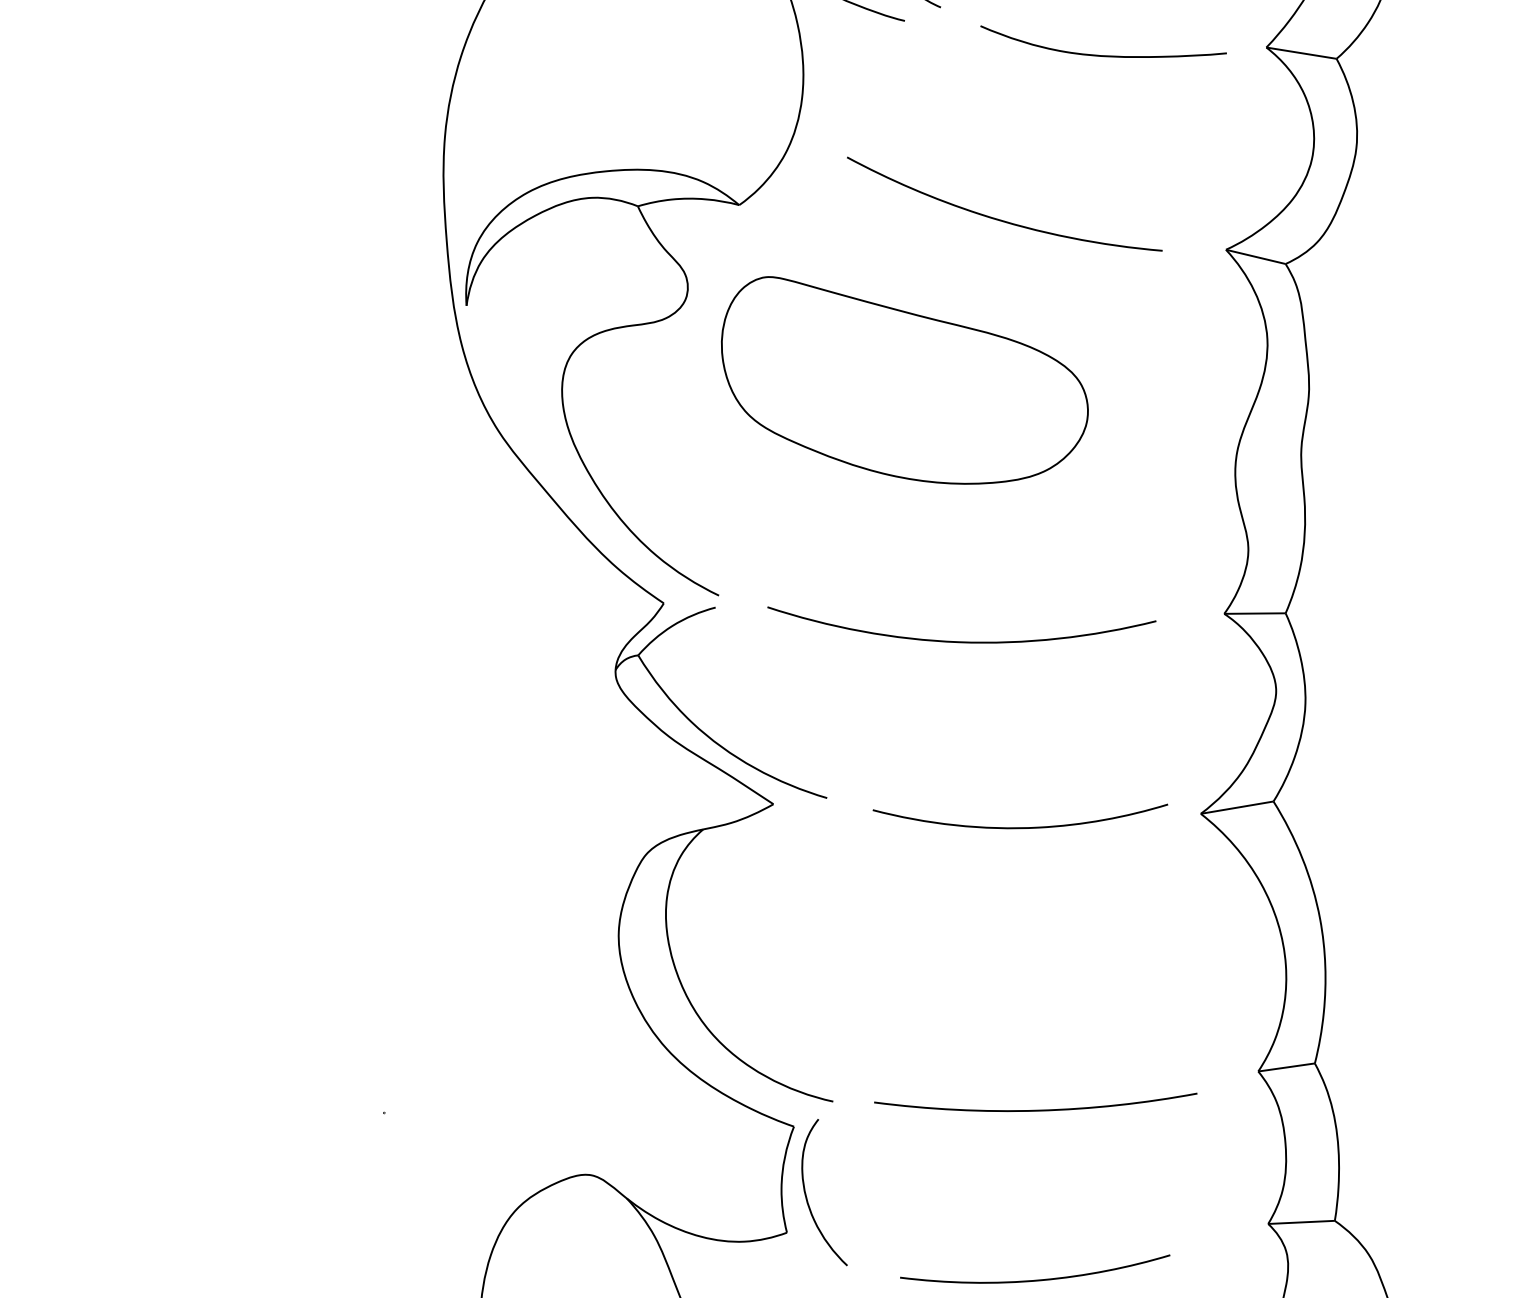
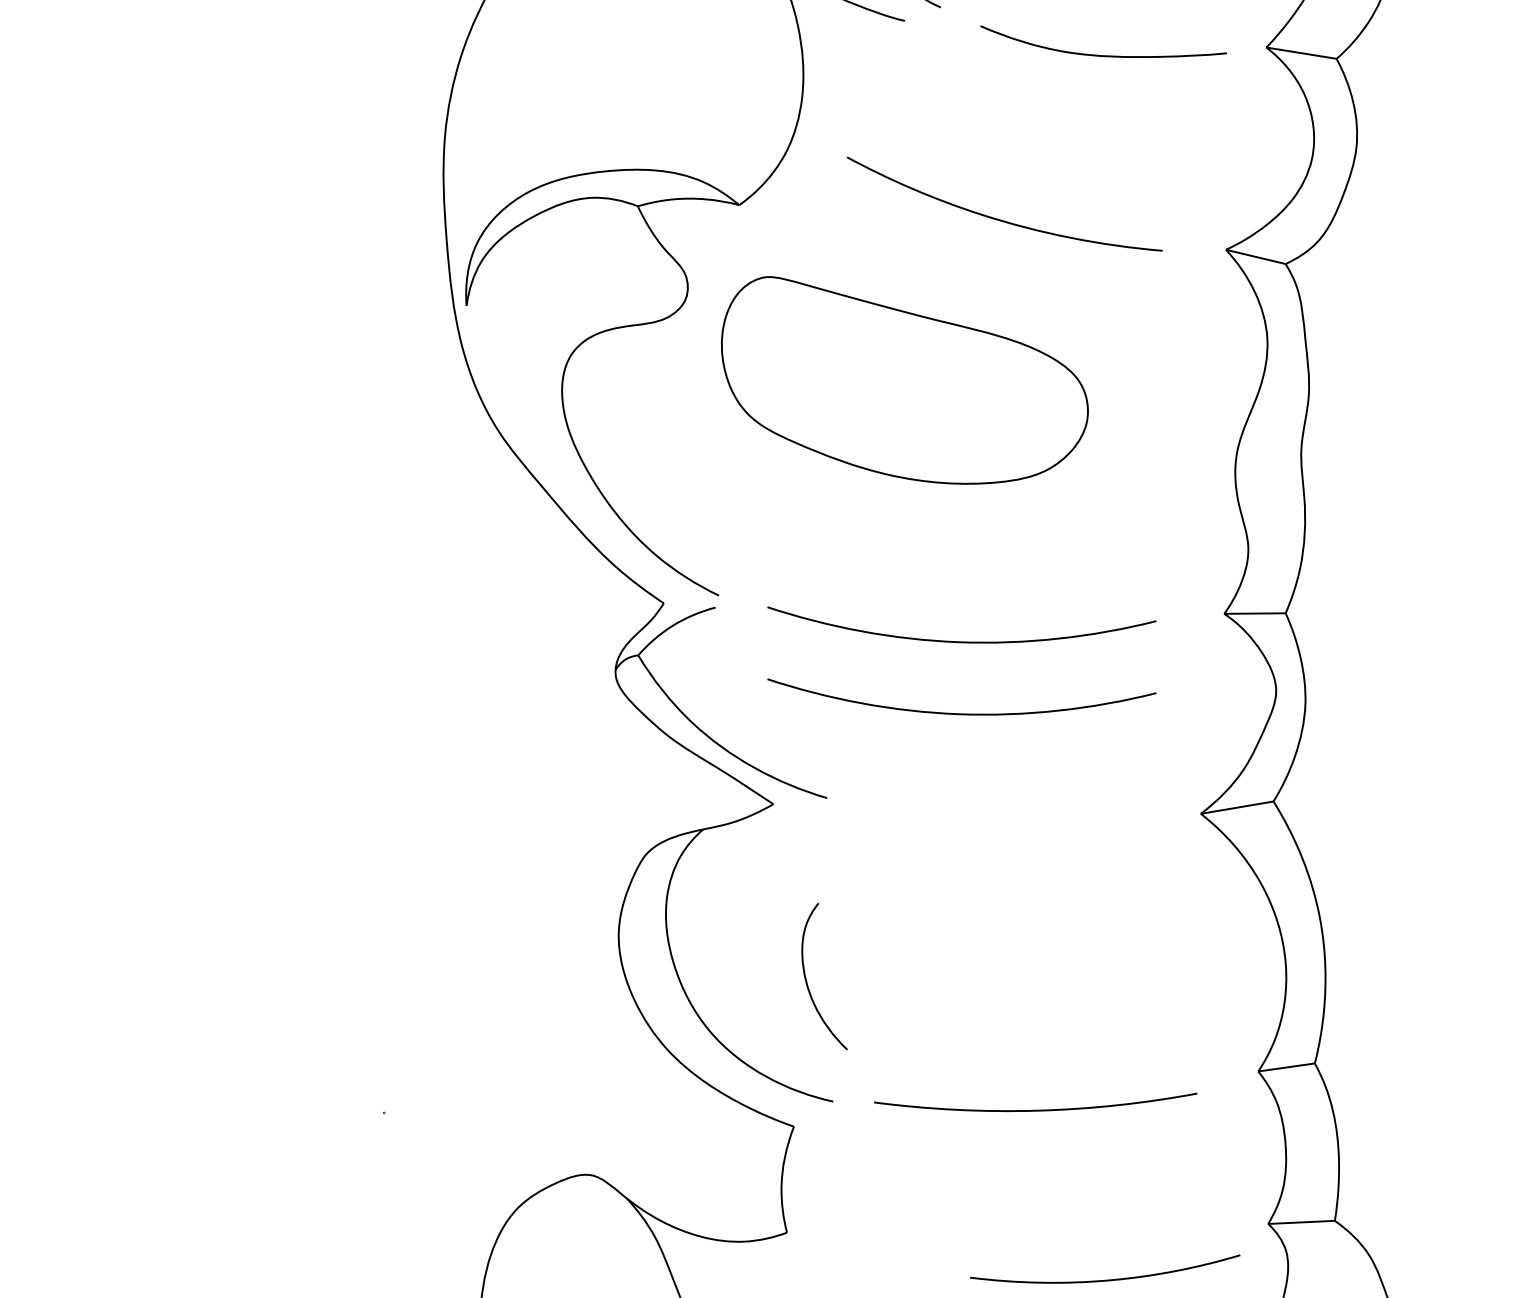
curve: none -> present (961, 713)
curve: present -> none (1020, 827)
curve position: (807, 1197) -> (807, 981) (807, 981)
curve position: (1035, 1279) -> (1105, 1279) (1105, 1279)
